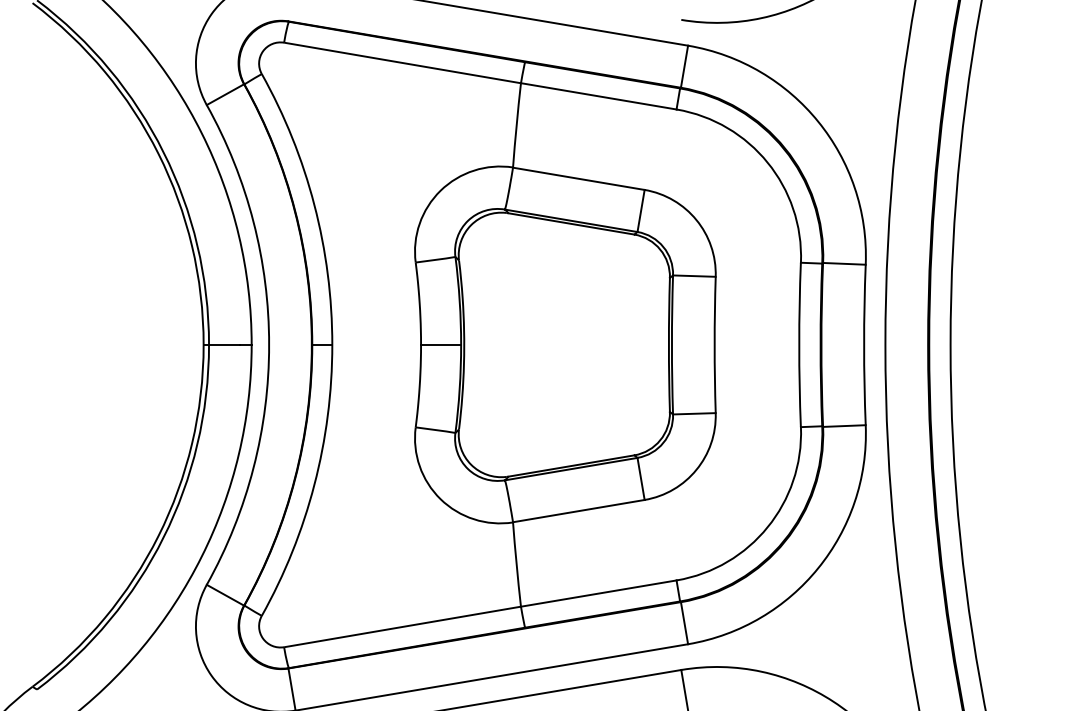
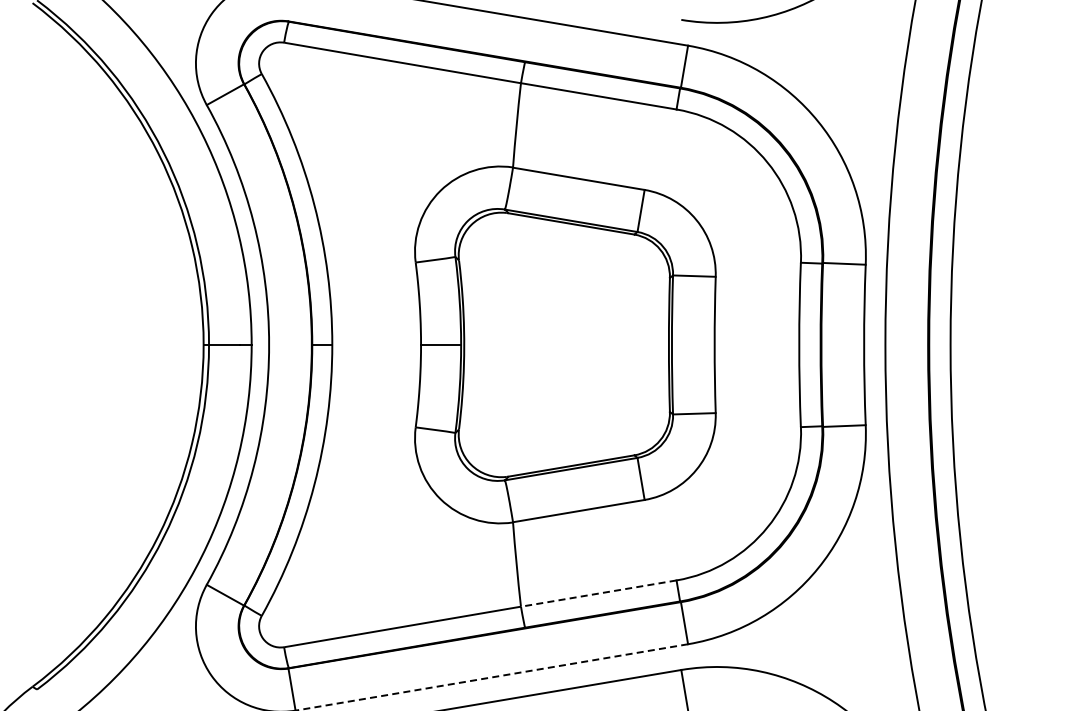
line: solid -> dashed (598, 593)
line: solid -> dashed (491, 677)
